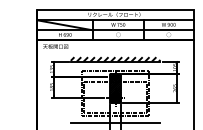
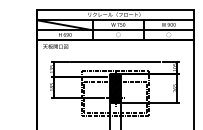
hatch: present -> none (115, 59)
line: present -> none (115, 123)
